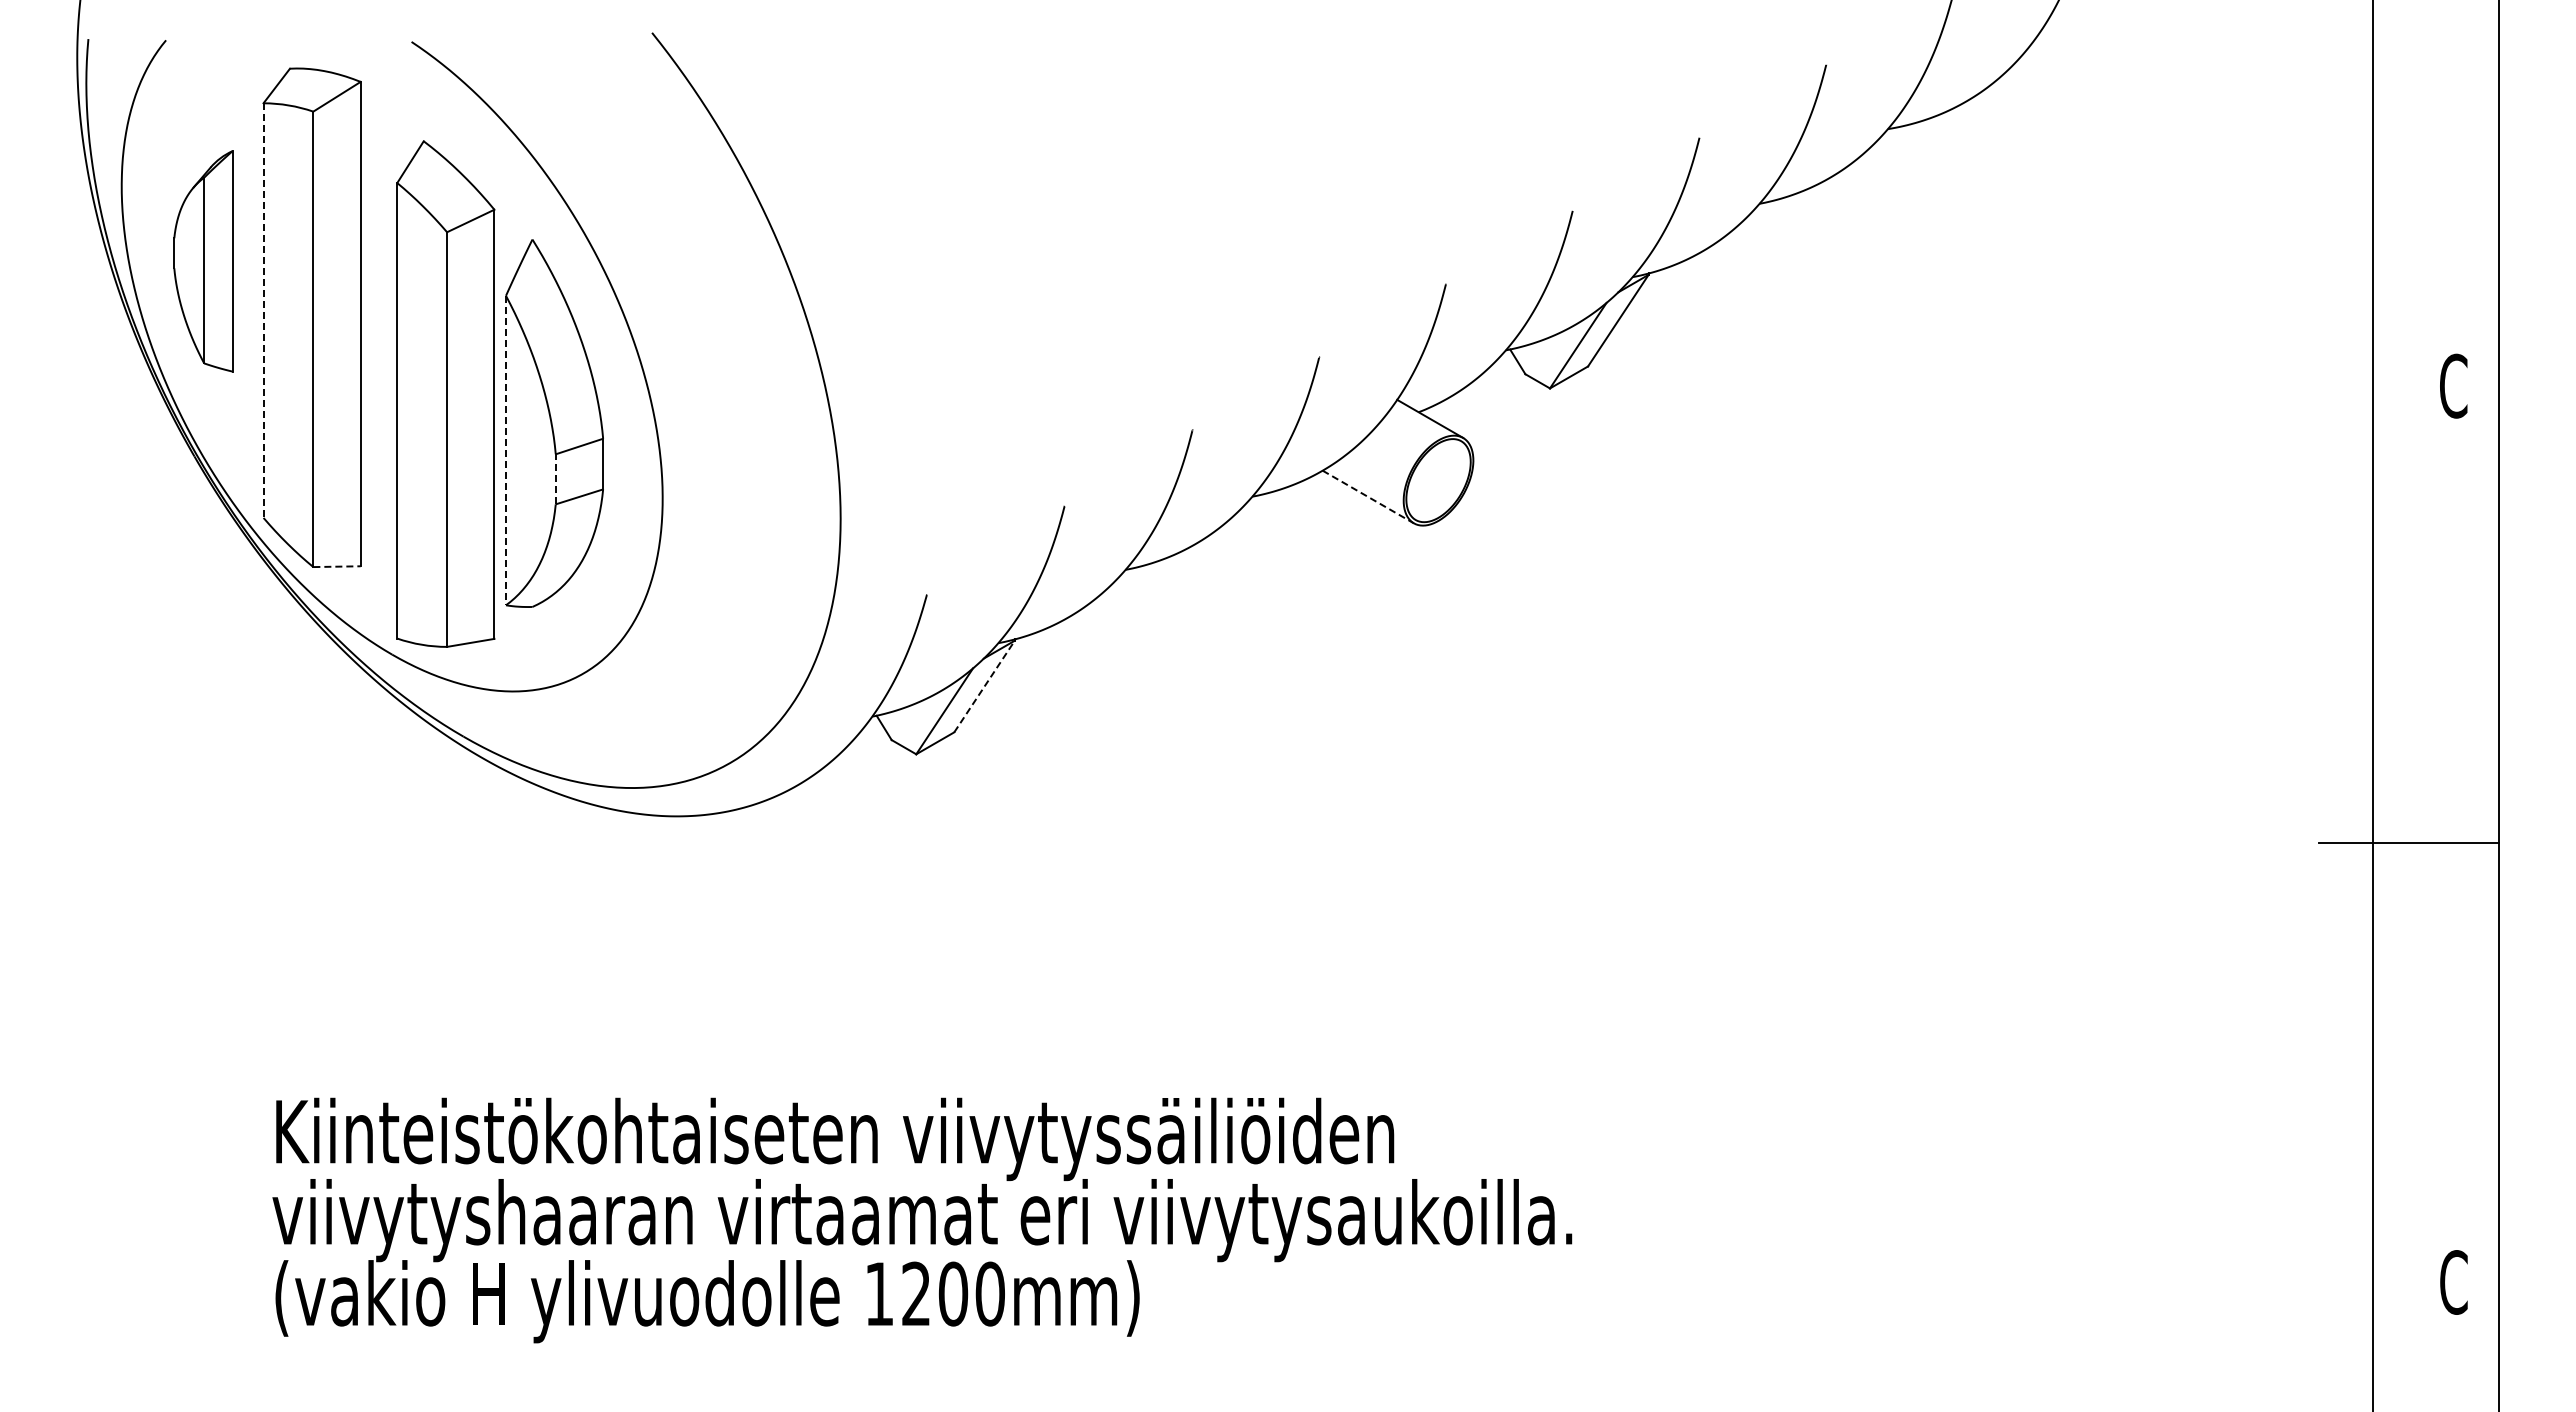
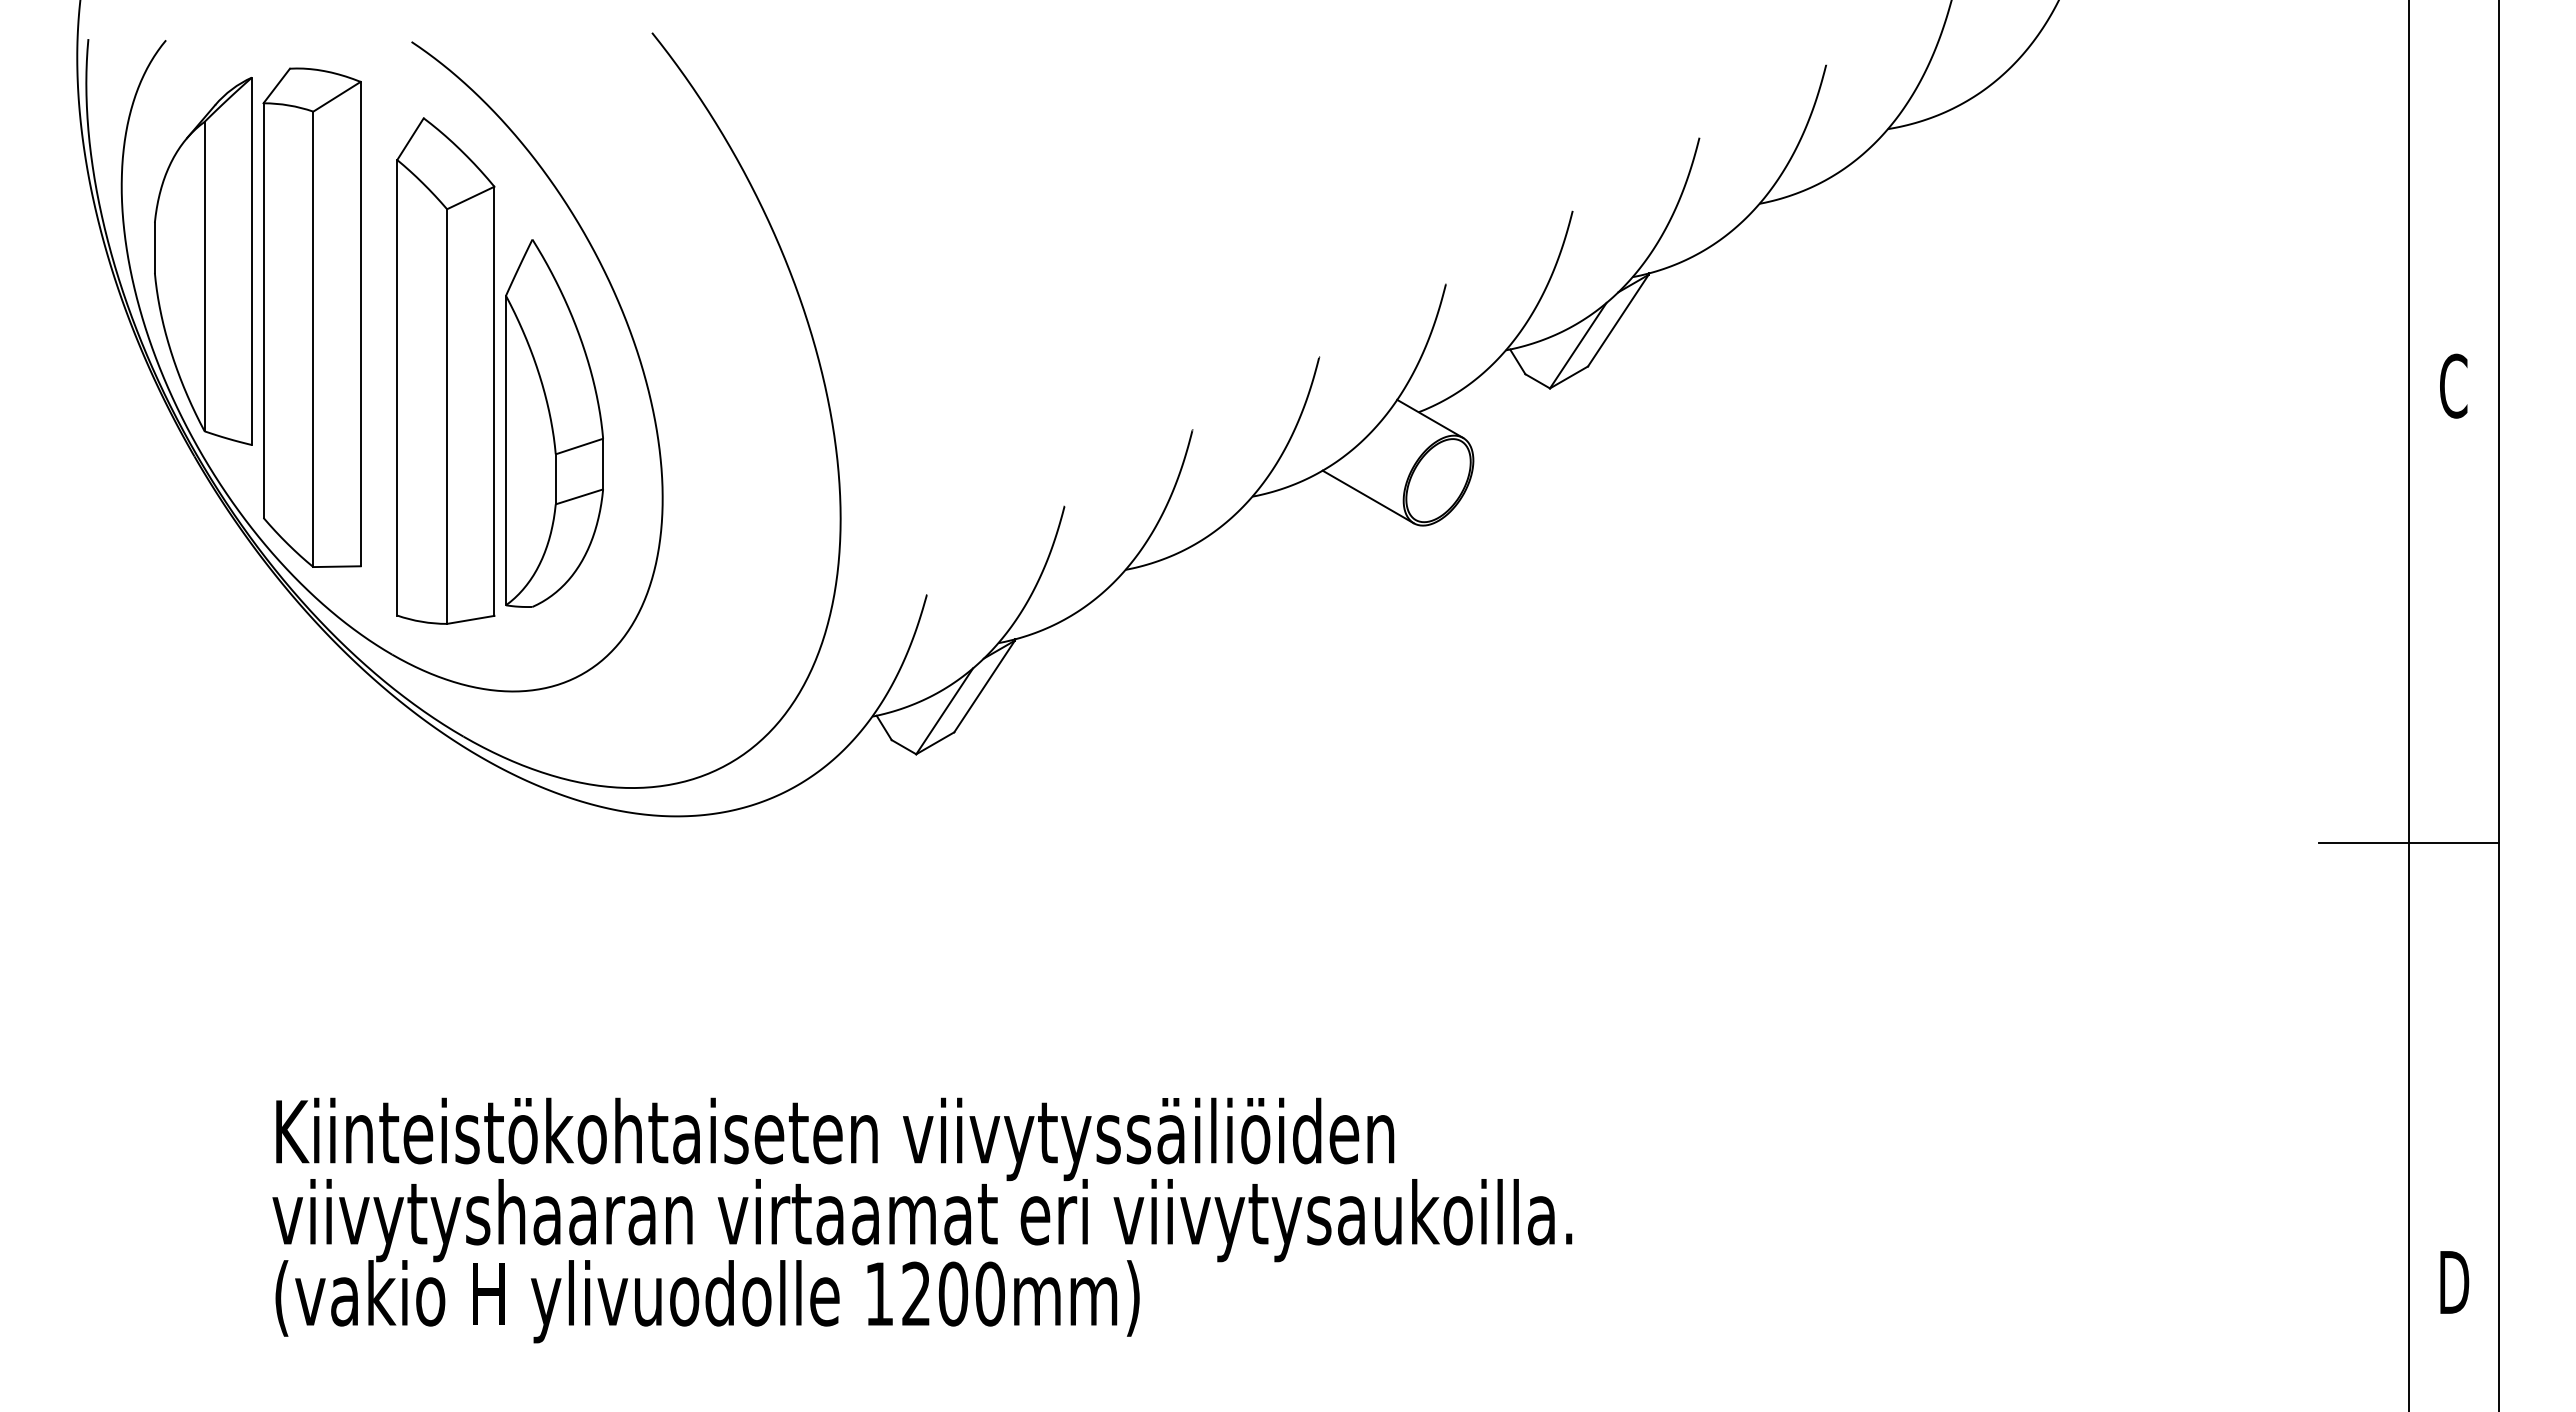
part size: 61x223 px -> 99x369 px (203, 261)
line: dashed -> solid (263, 311)
part position: (445, 393) -> (445, 370) (445, 370)
line: dashed -> solid (506, 450)
line: dashed -> solid (555, 478)
line: dashed -> solid (1368, 497)
line: dashed -> solid (337, 566)
line: dashed -> solid (984, 686)
line position: (2373, 705) -> (2409, 705) (2409, 705)
text: C -> D (2454, 1282)
